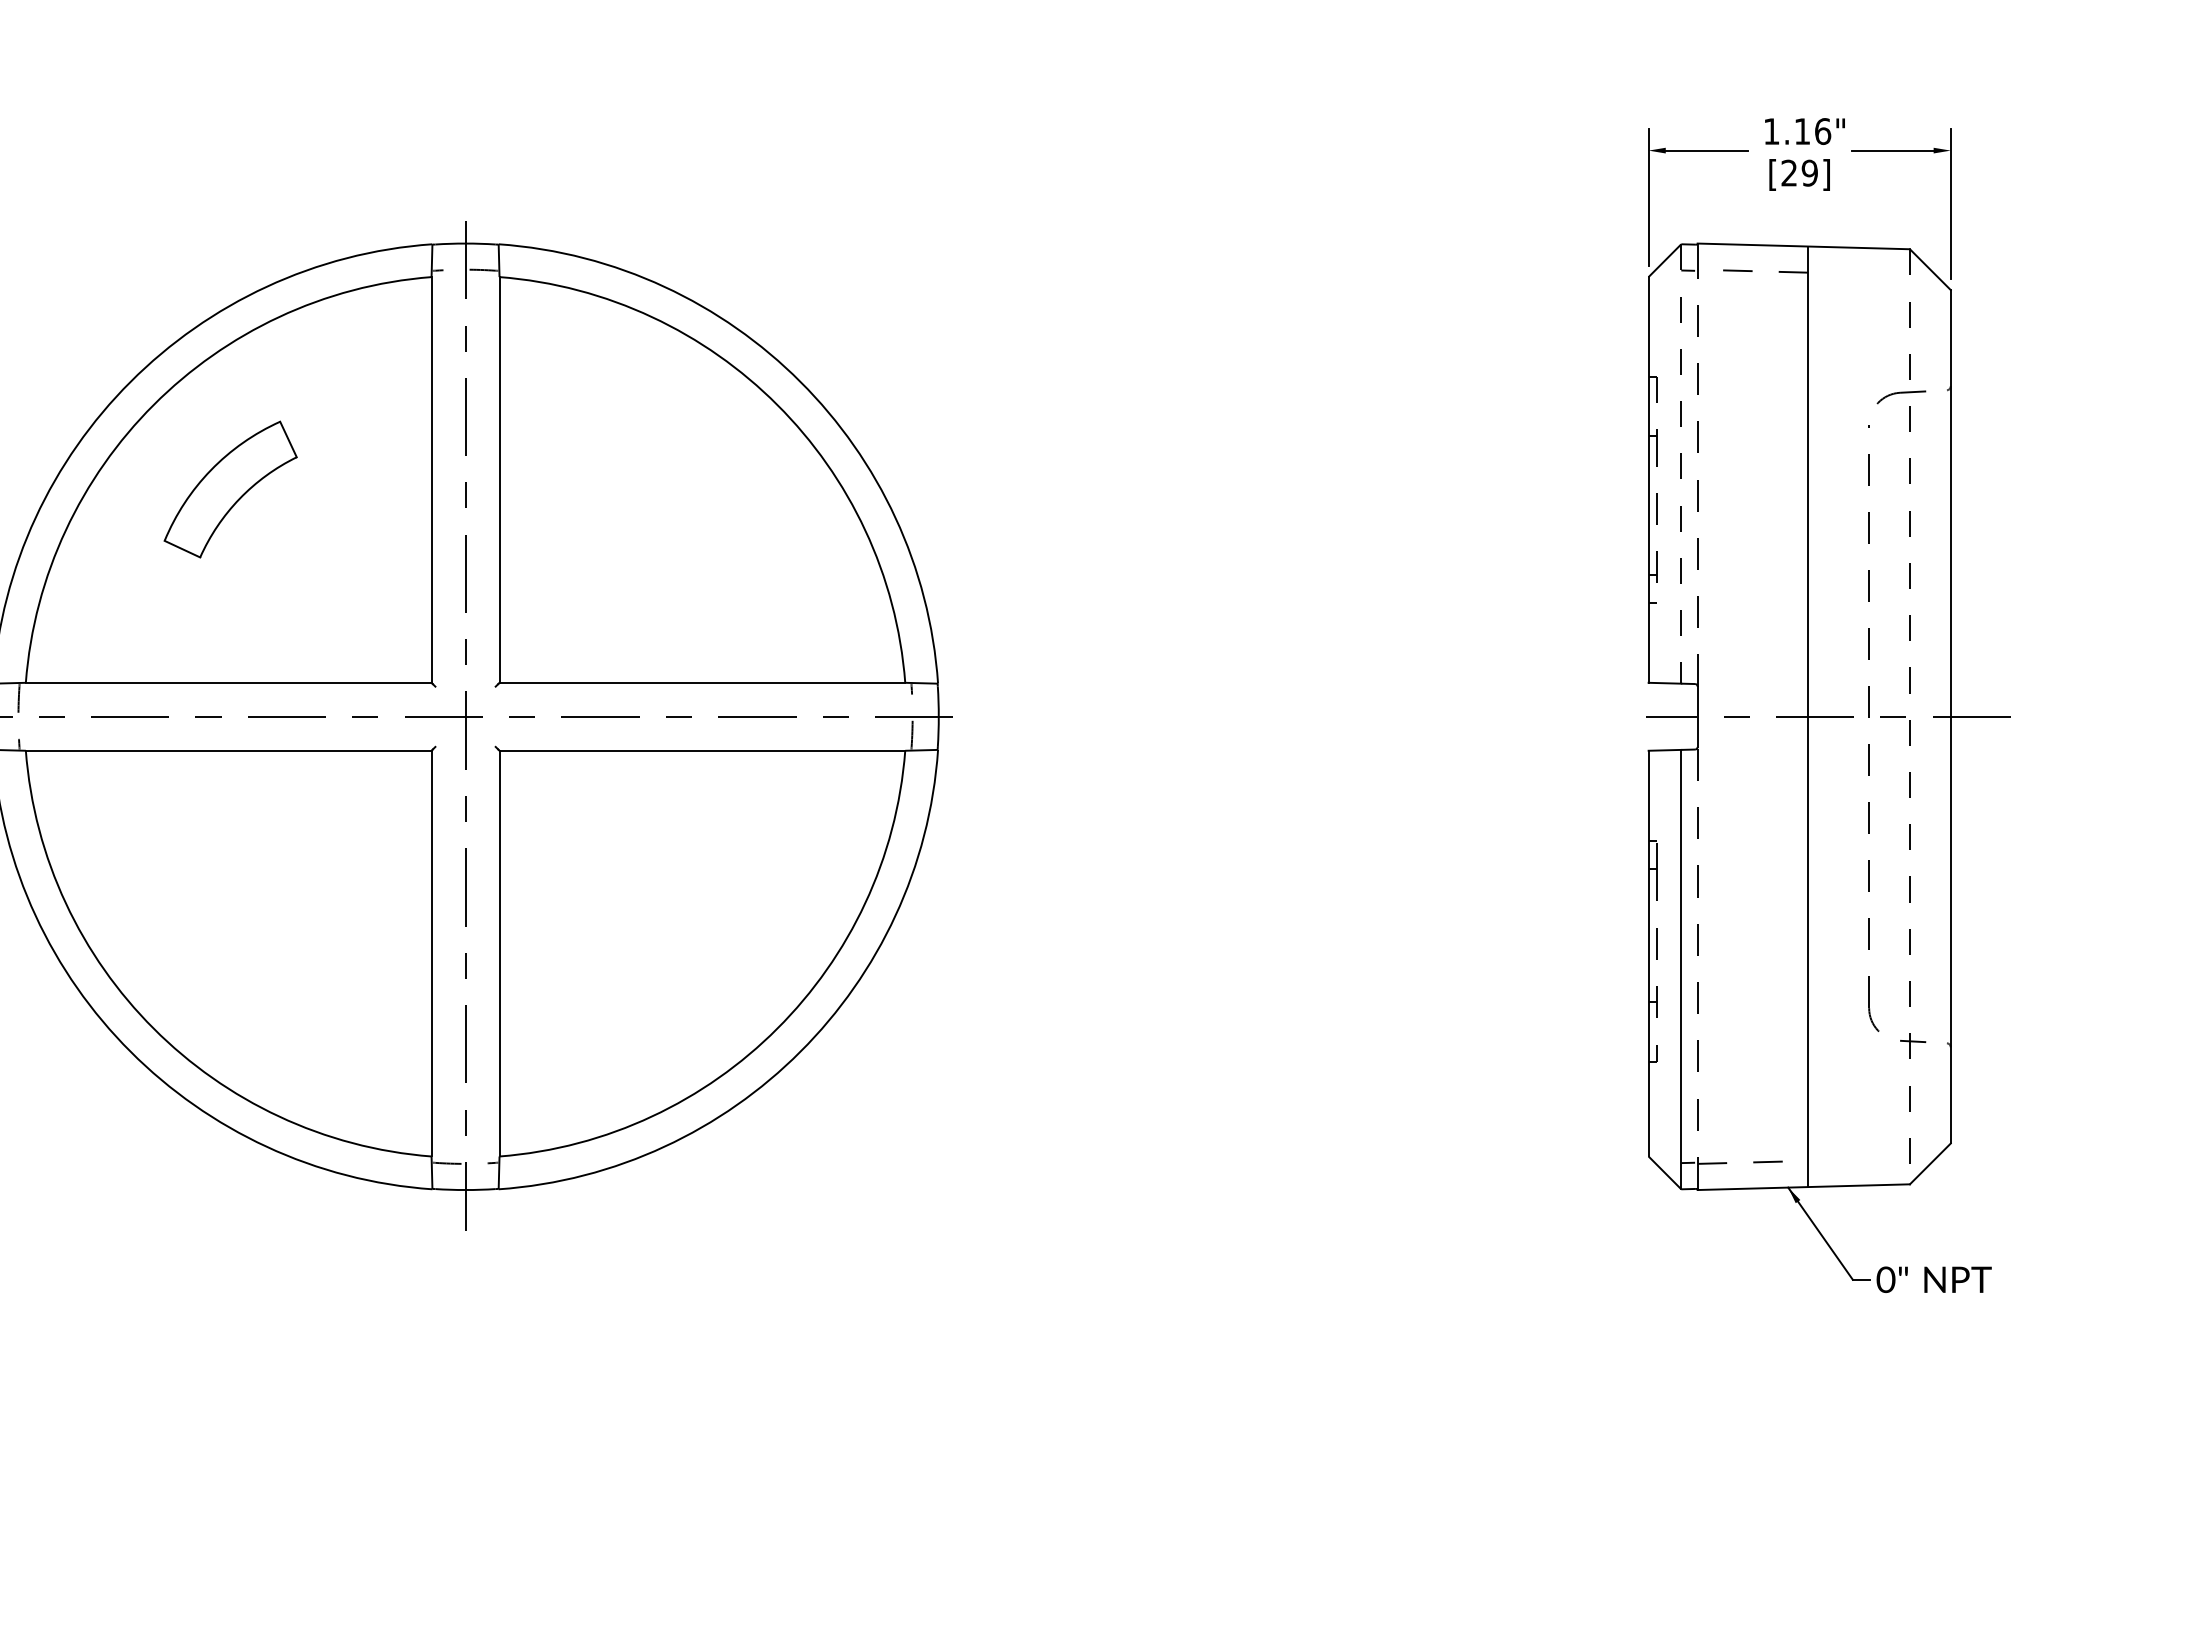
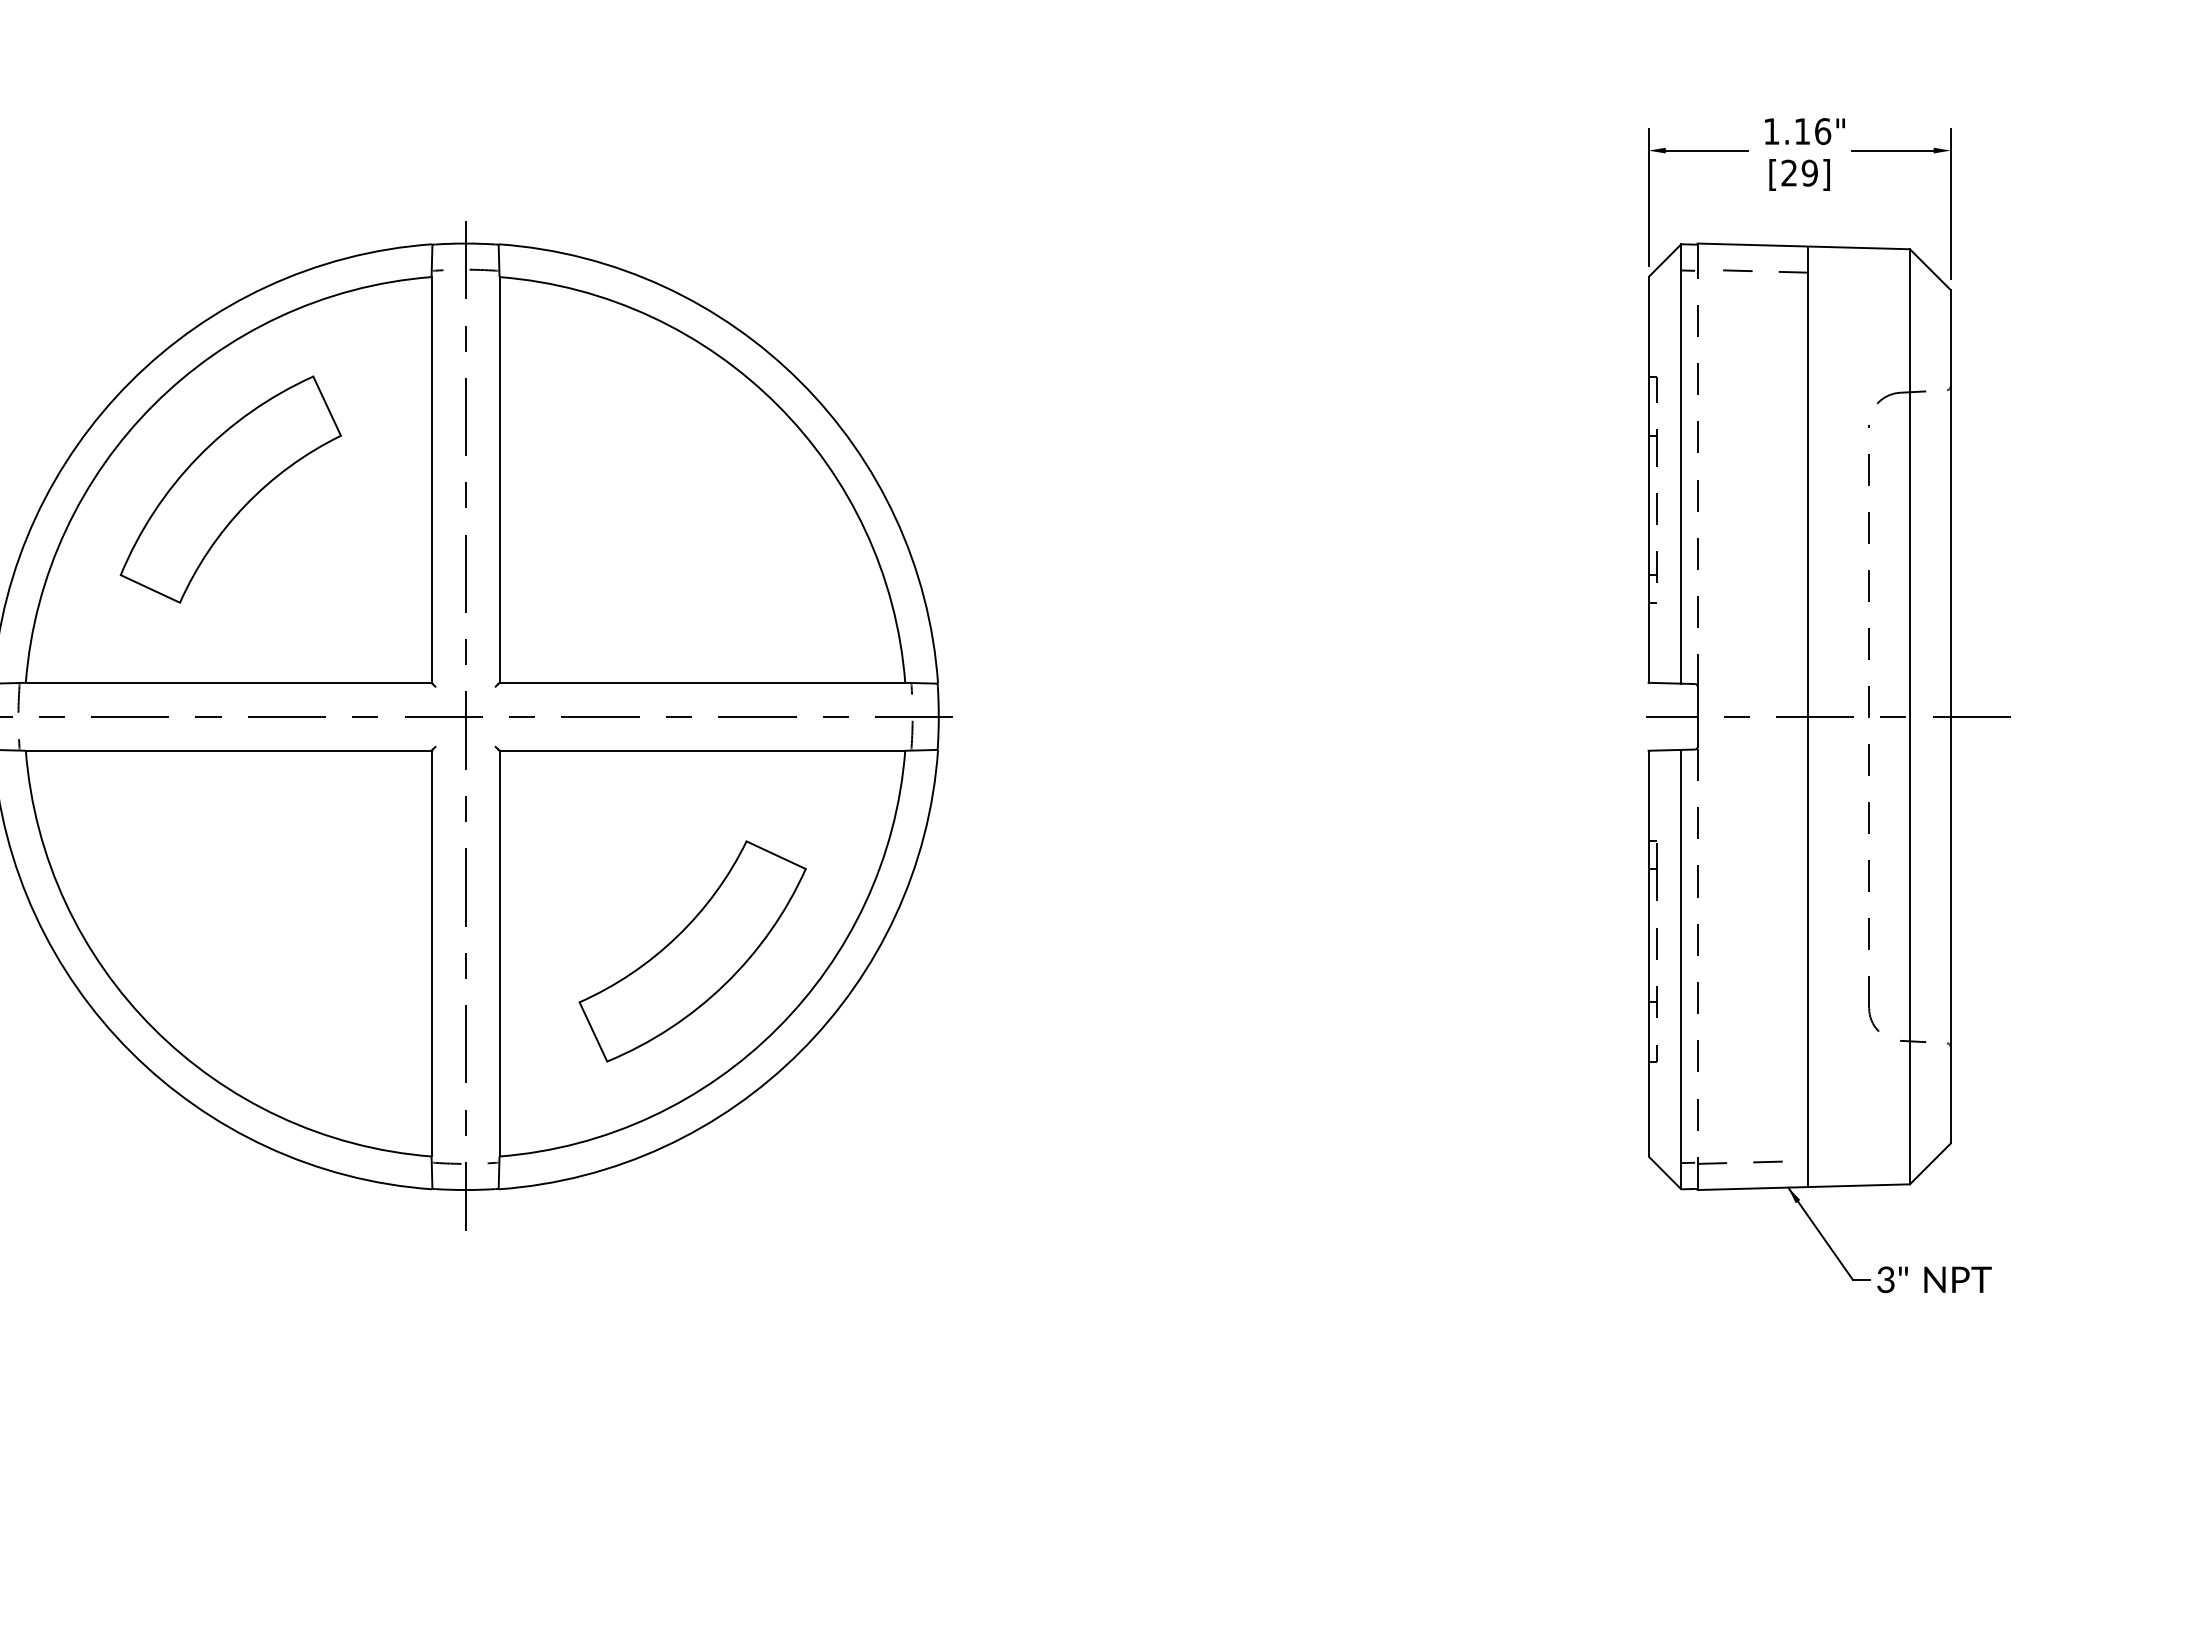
line: dashed -> solid (1681, 463)
part size: 135x139 px -> 223x229 px (230, 489)
line: dashed -> solid (1909, 716)
part: none -> present (692, 951)
text: 0" -> 3" (1885, 1279)
